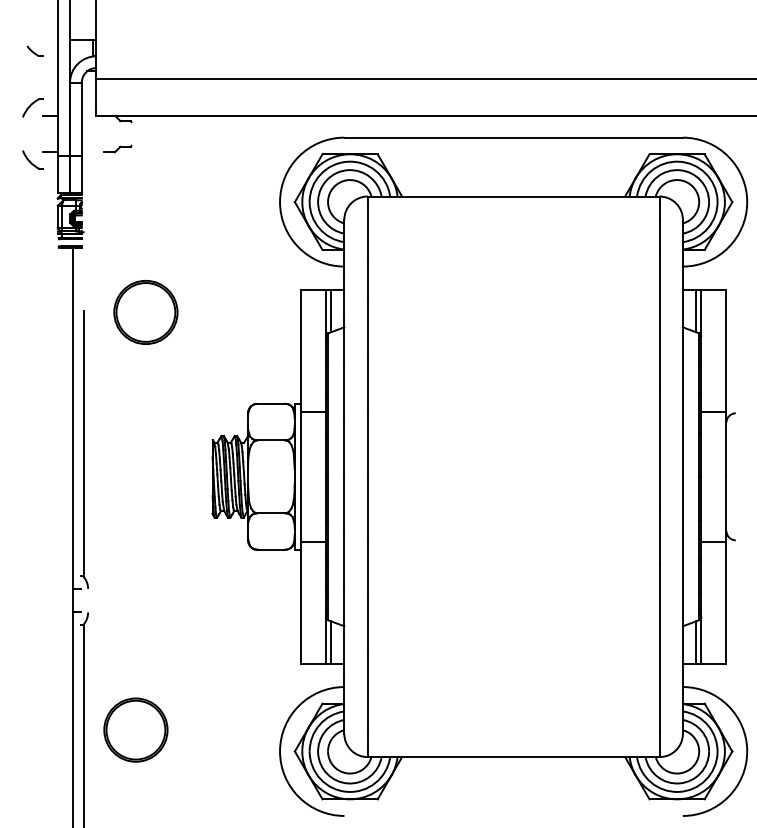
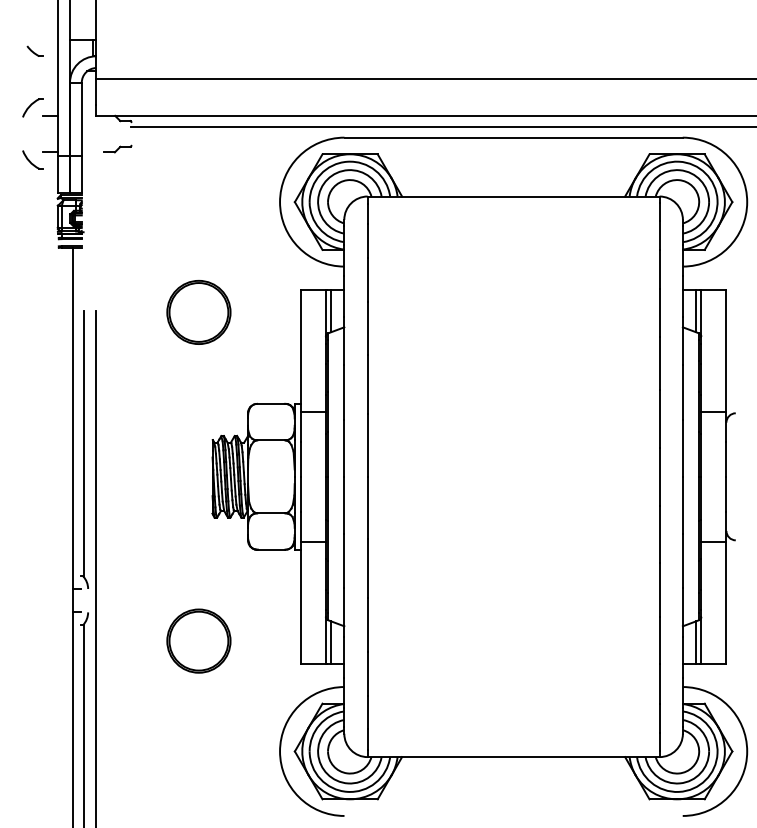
line: none -> present (442, 126)
part position: (145, 312) -> (198, 312) (198, 312)
line: none -> present (96, 567)
part position: (135, 729) -> (198, 640) (198, 640)
